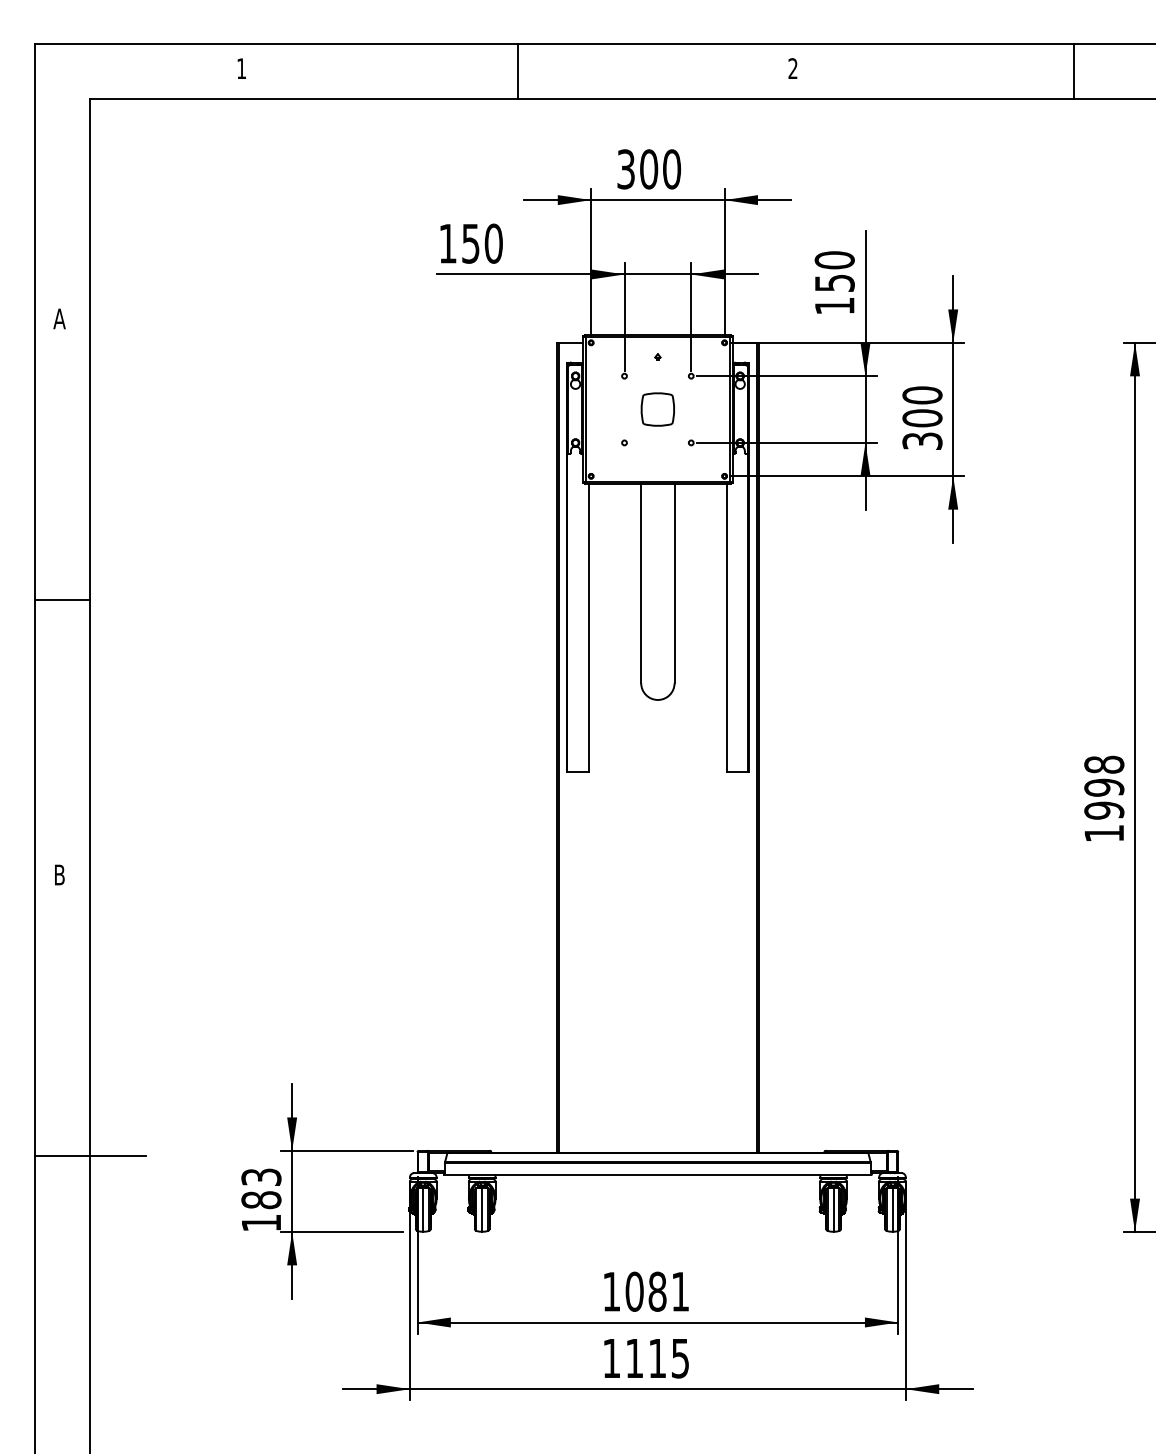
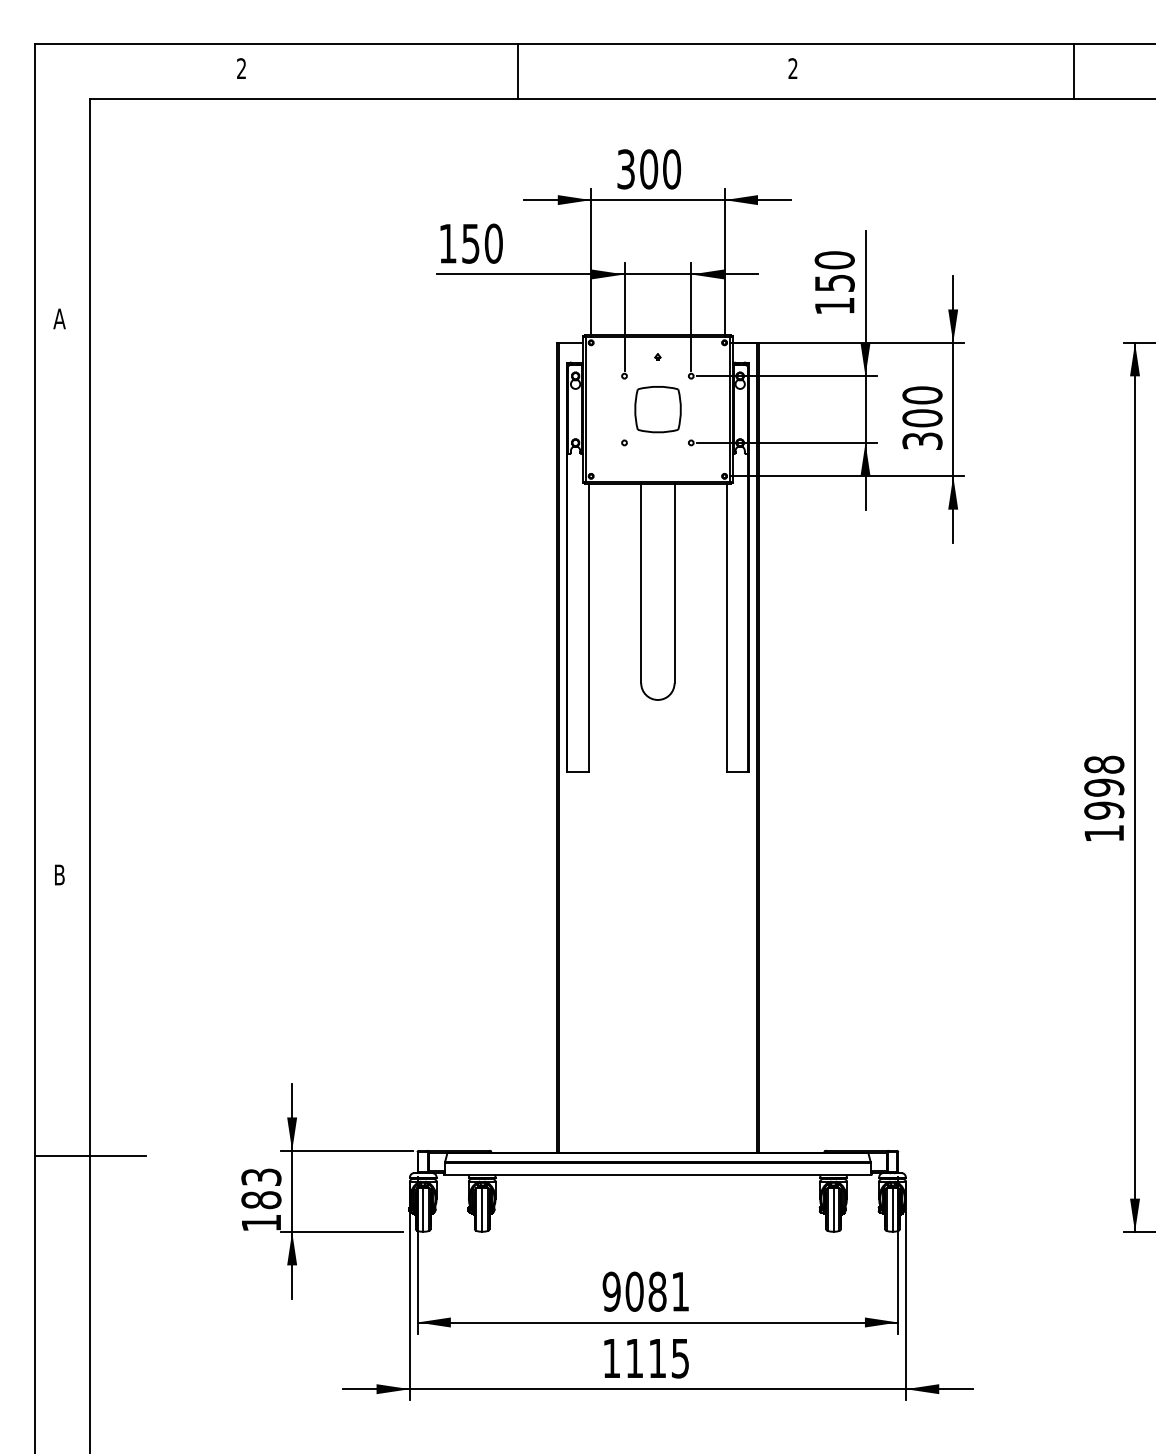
text: 1 -> 2 (241, 68)
part size: 35x35 px -> 48x48 px (657, 409)
line: present -> none (62, 599)
text: 1081 -> 9081 (611, 1291)
